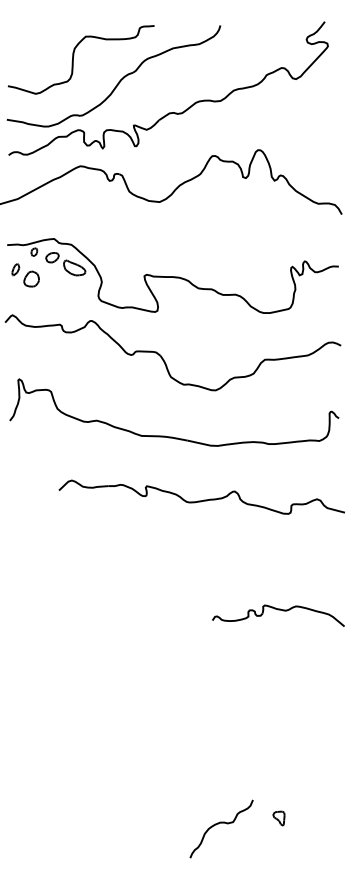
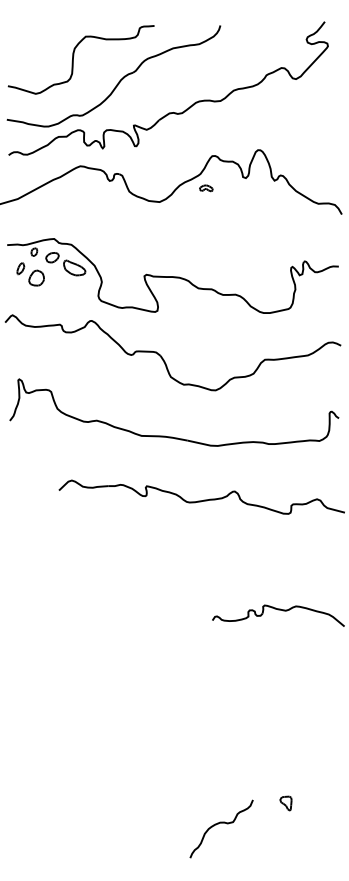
part: none -> present (206, 188)
part position: (25, 275) -> (30, 274) (30, 274)
part position: (278, 818) -> (285, 803) (285, 803)
